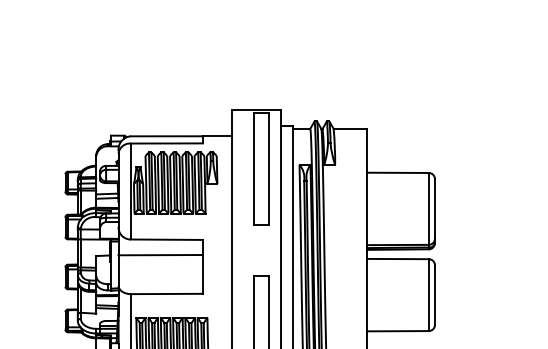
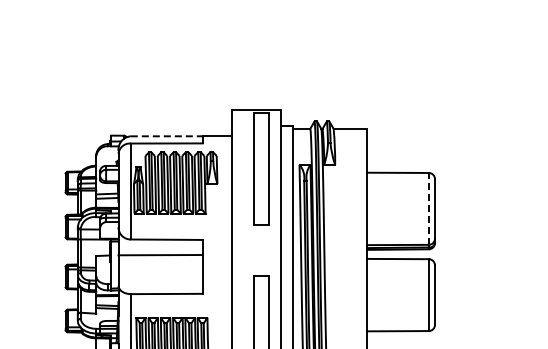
line: solid -> dashed (167, 136)
line: solid -> dashed (428, 208)
